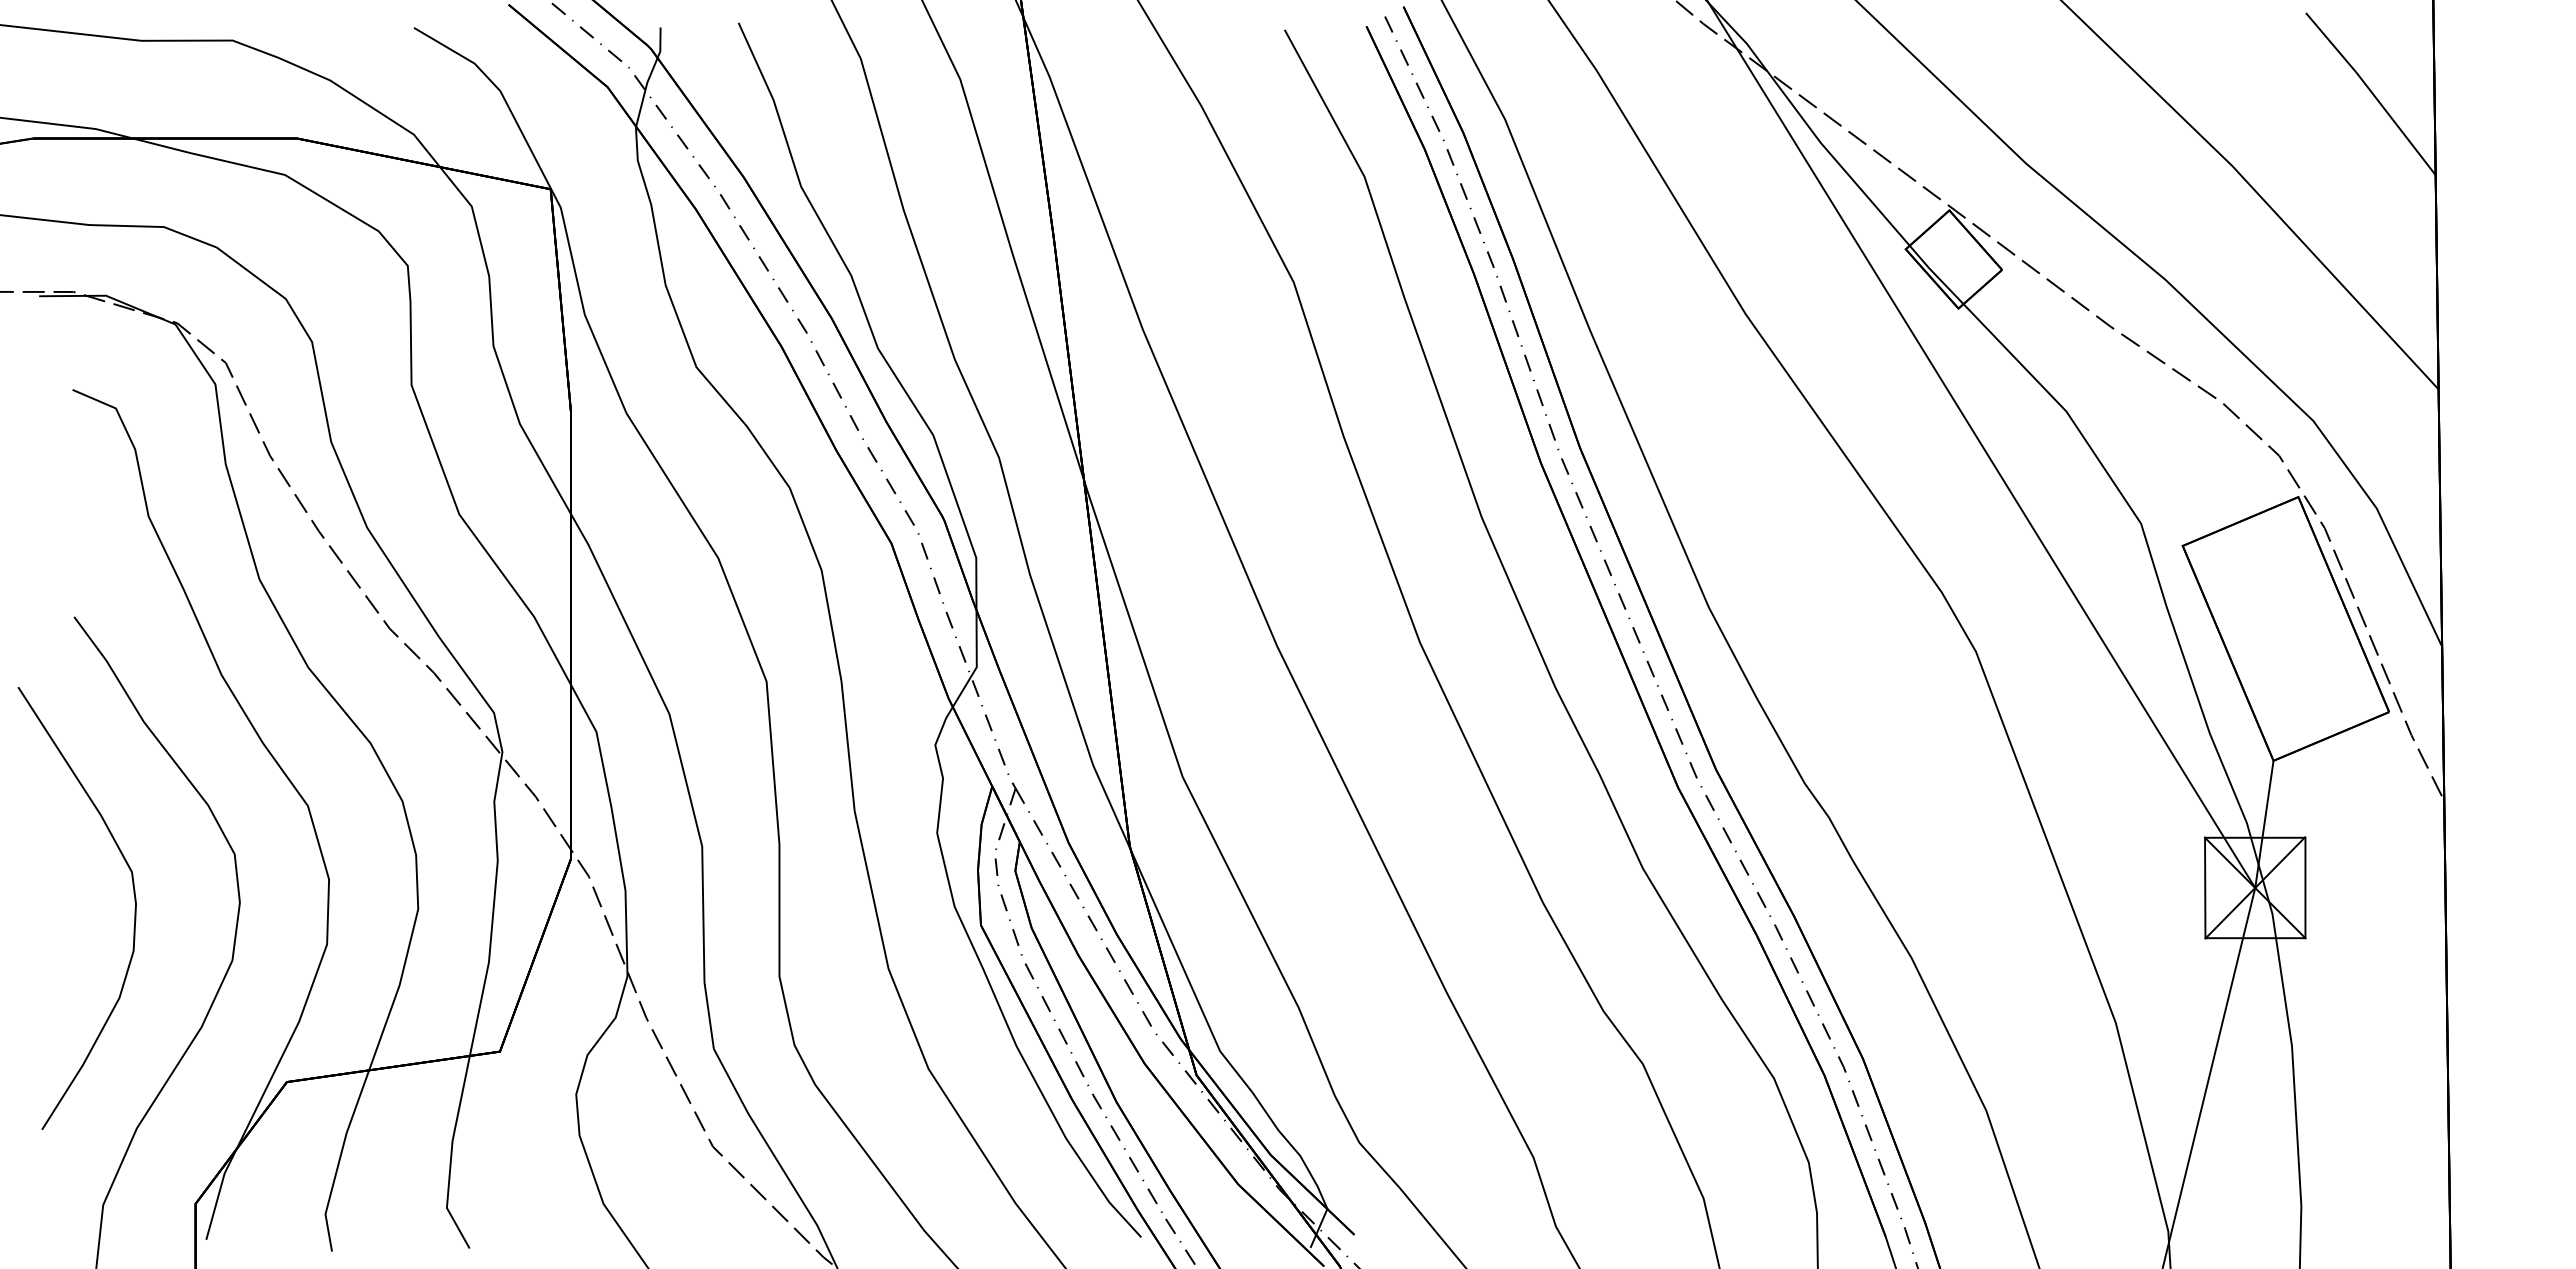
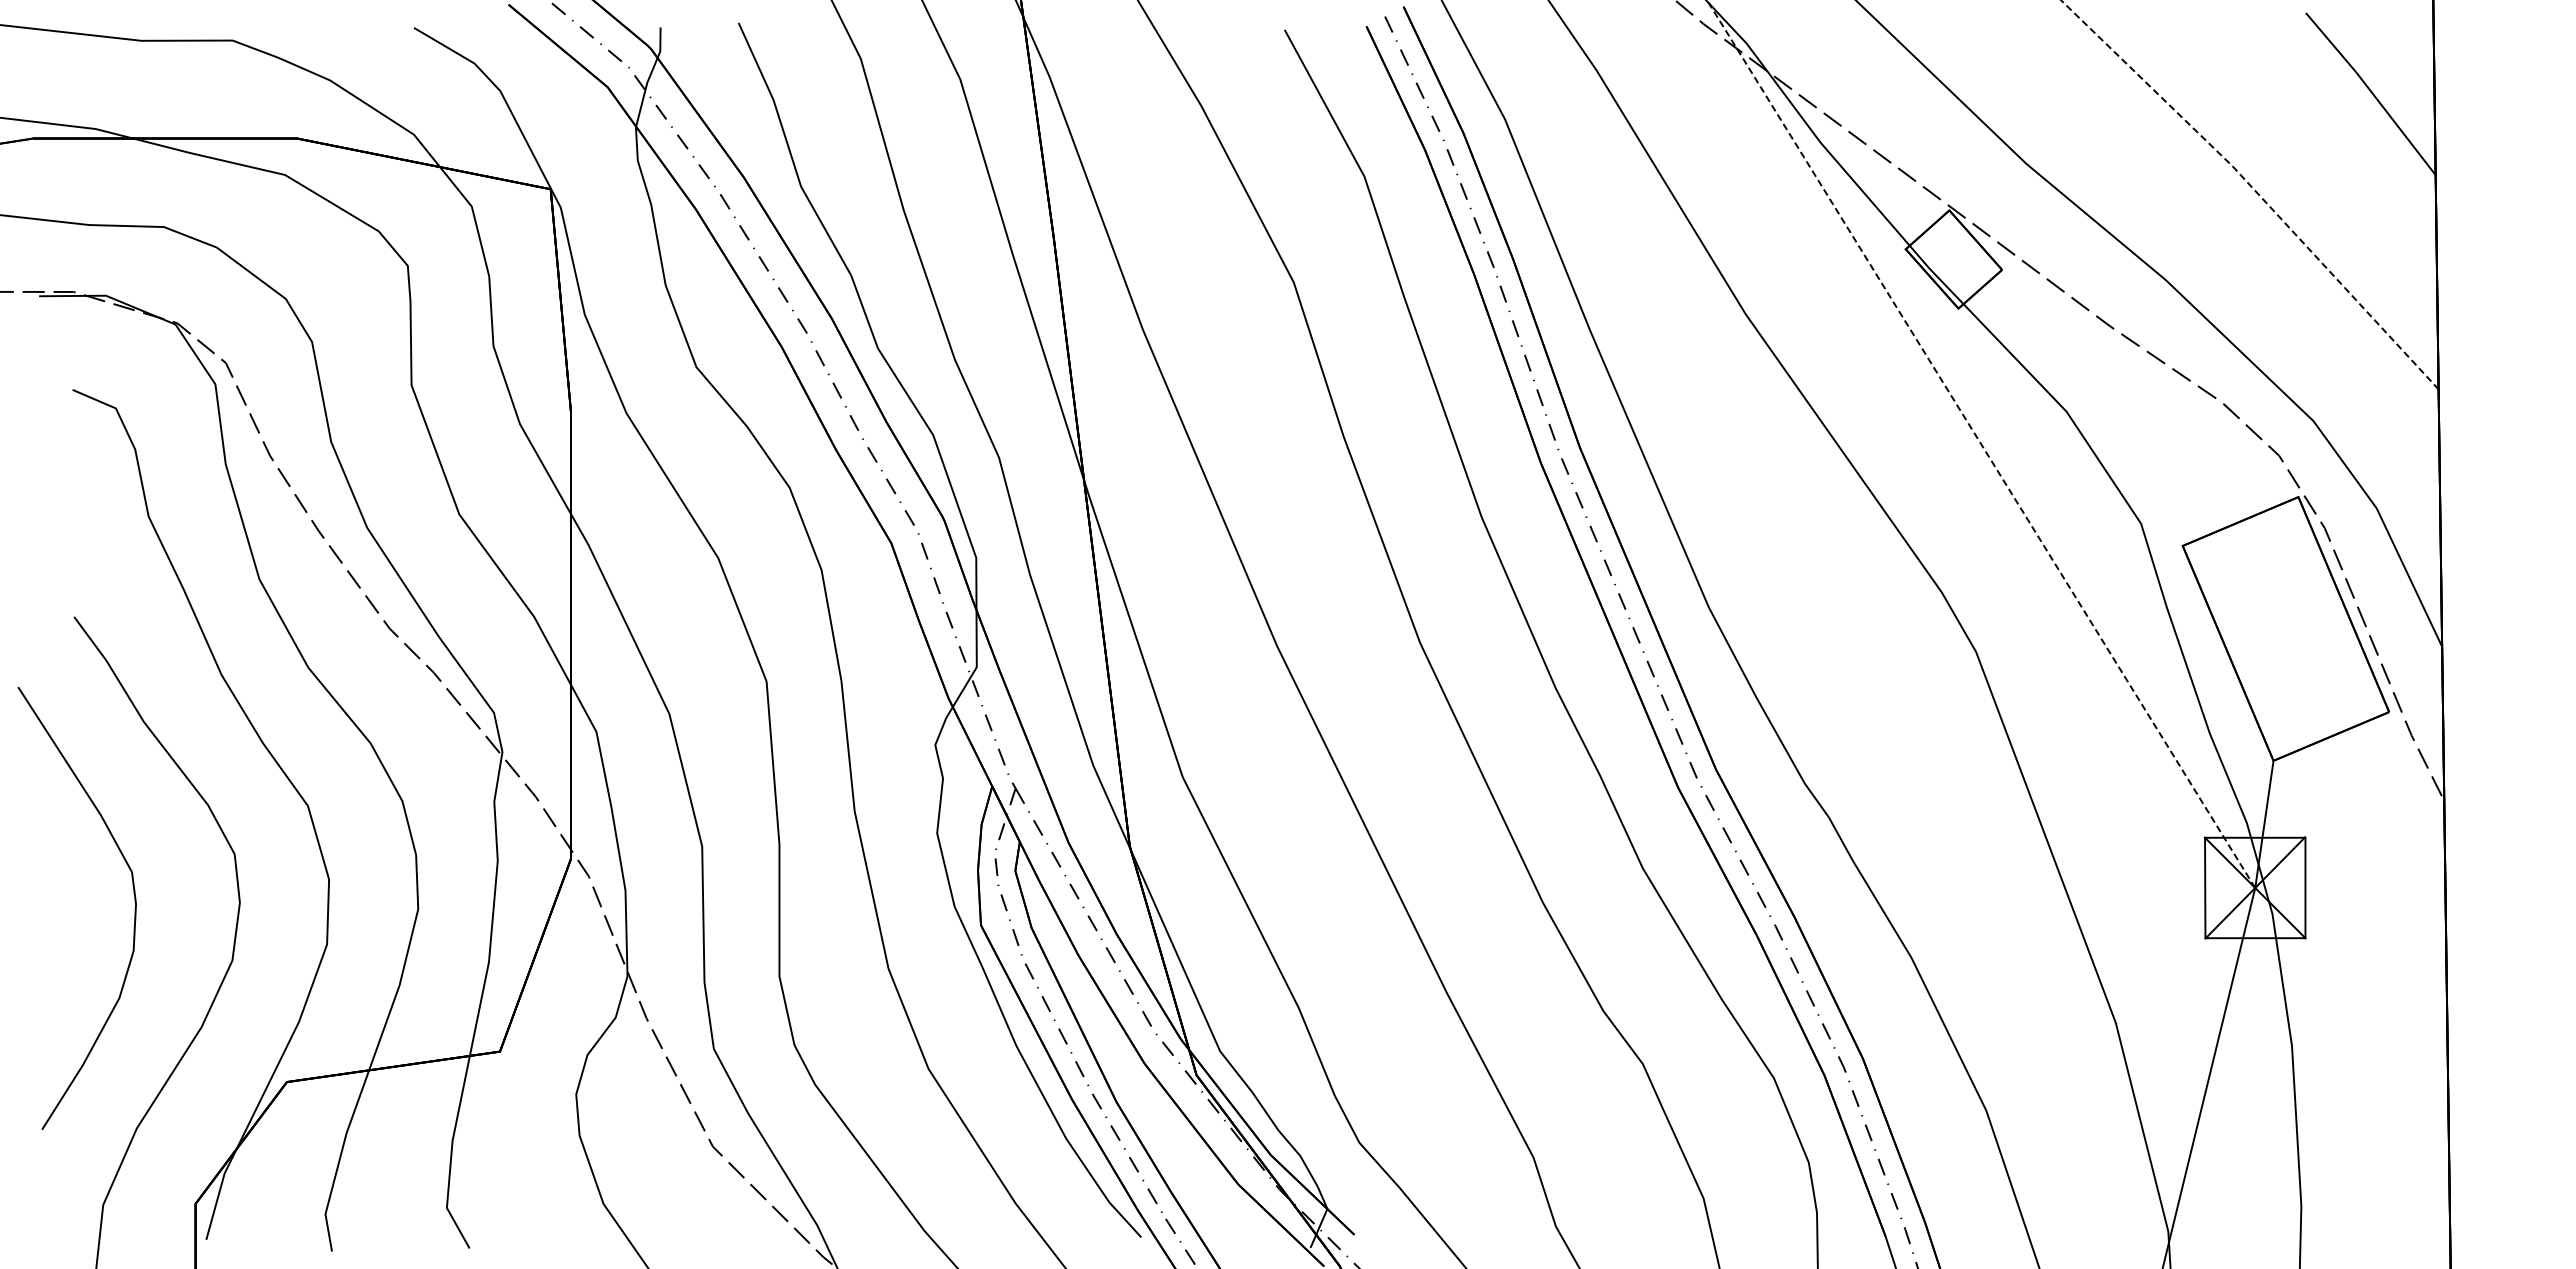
line: solid -> dashed (2254, 189)
line: solid -> dashed (1981, 444)
